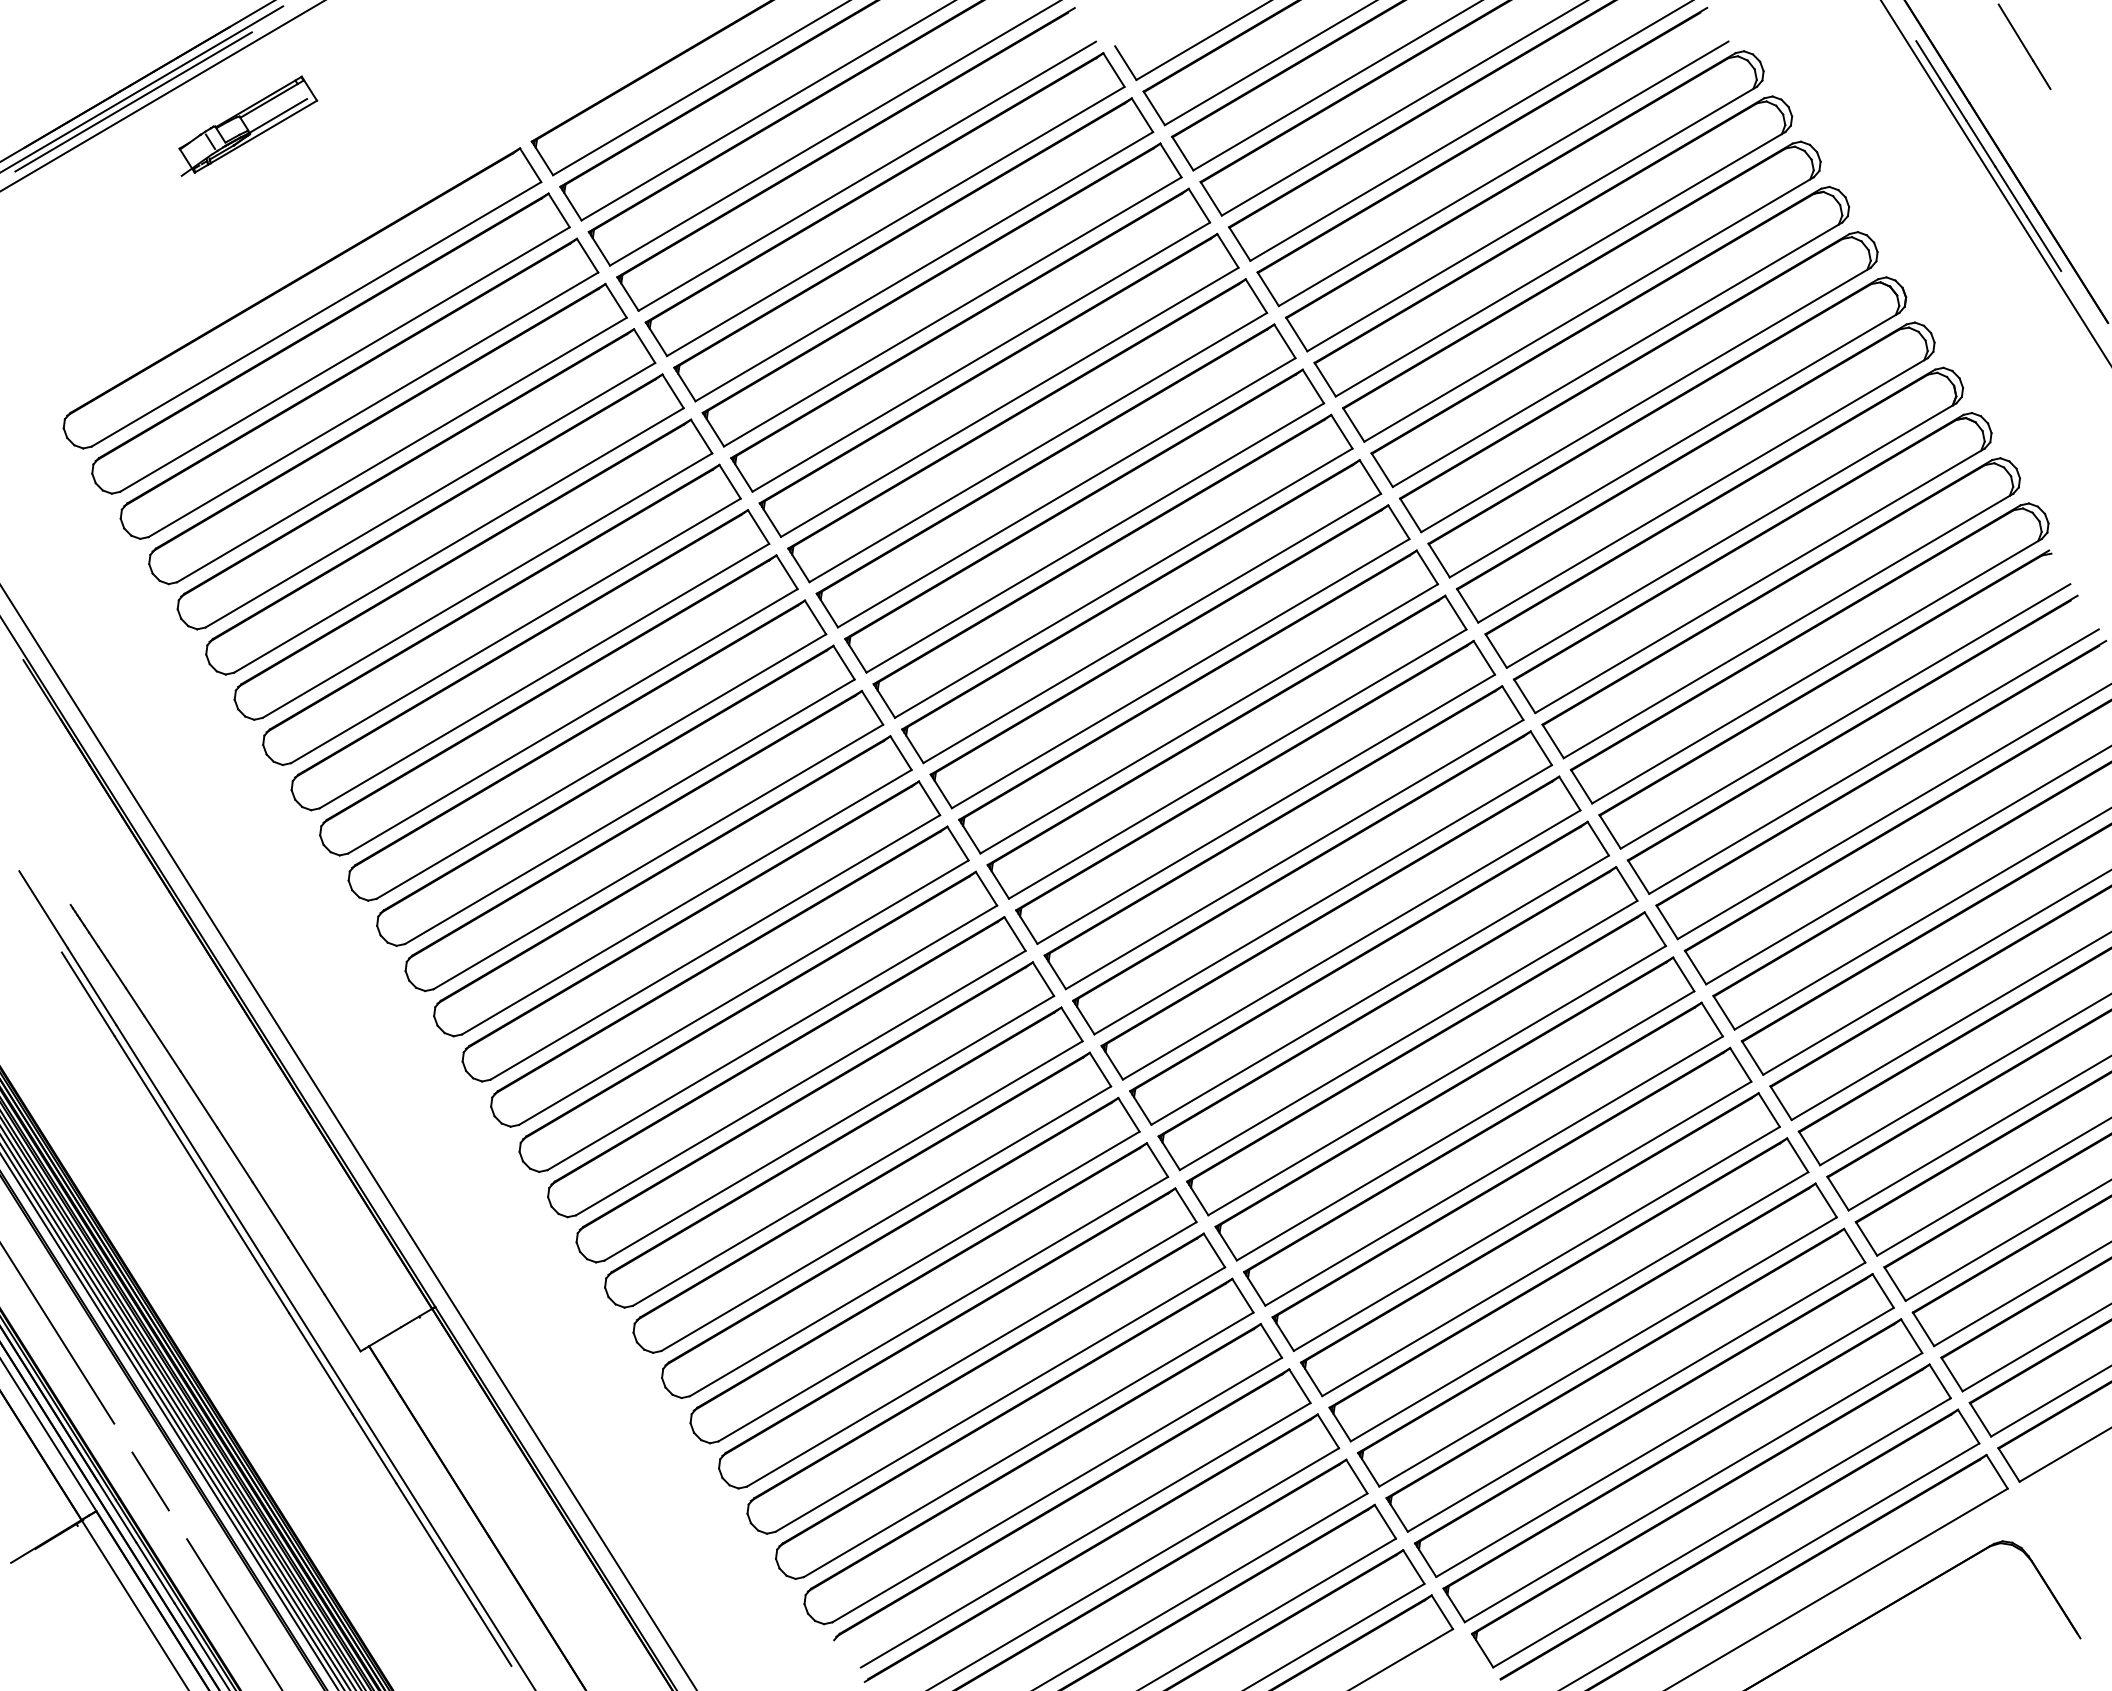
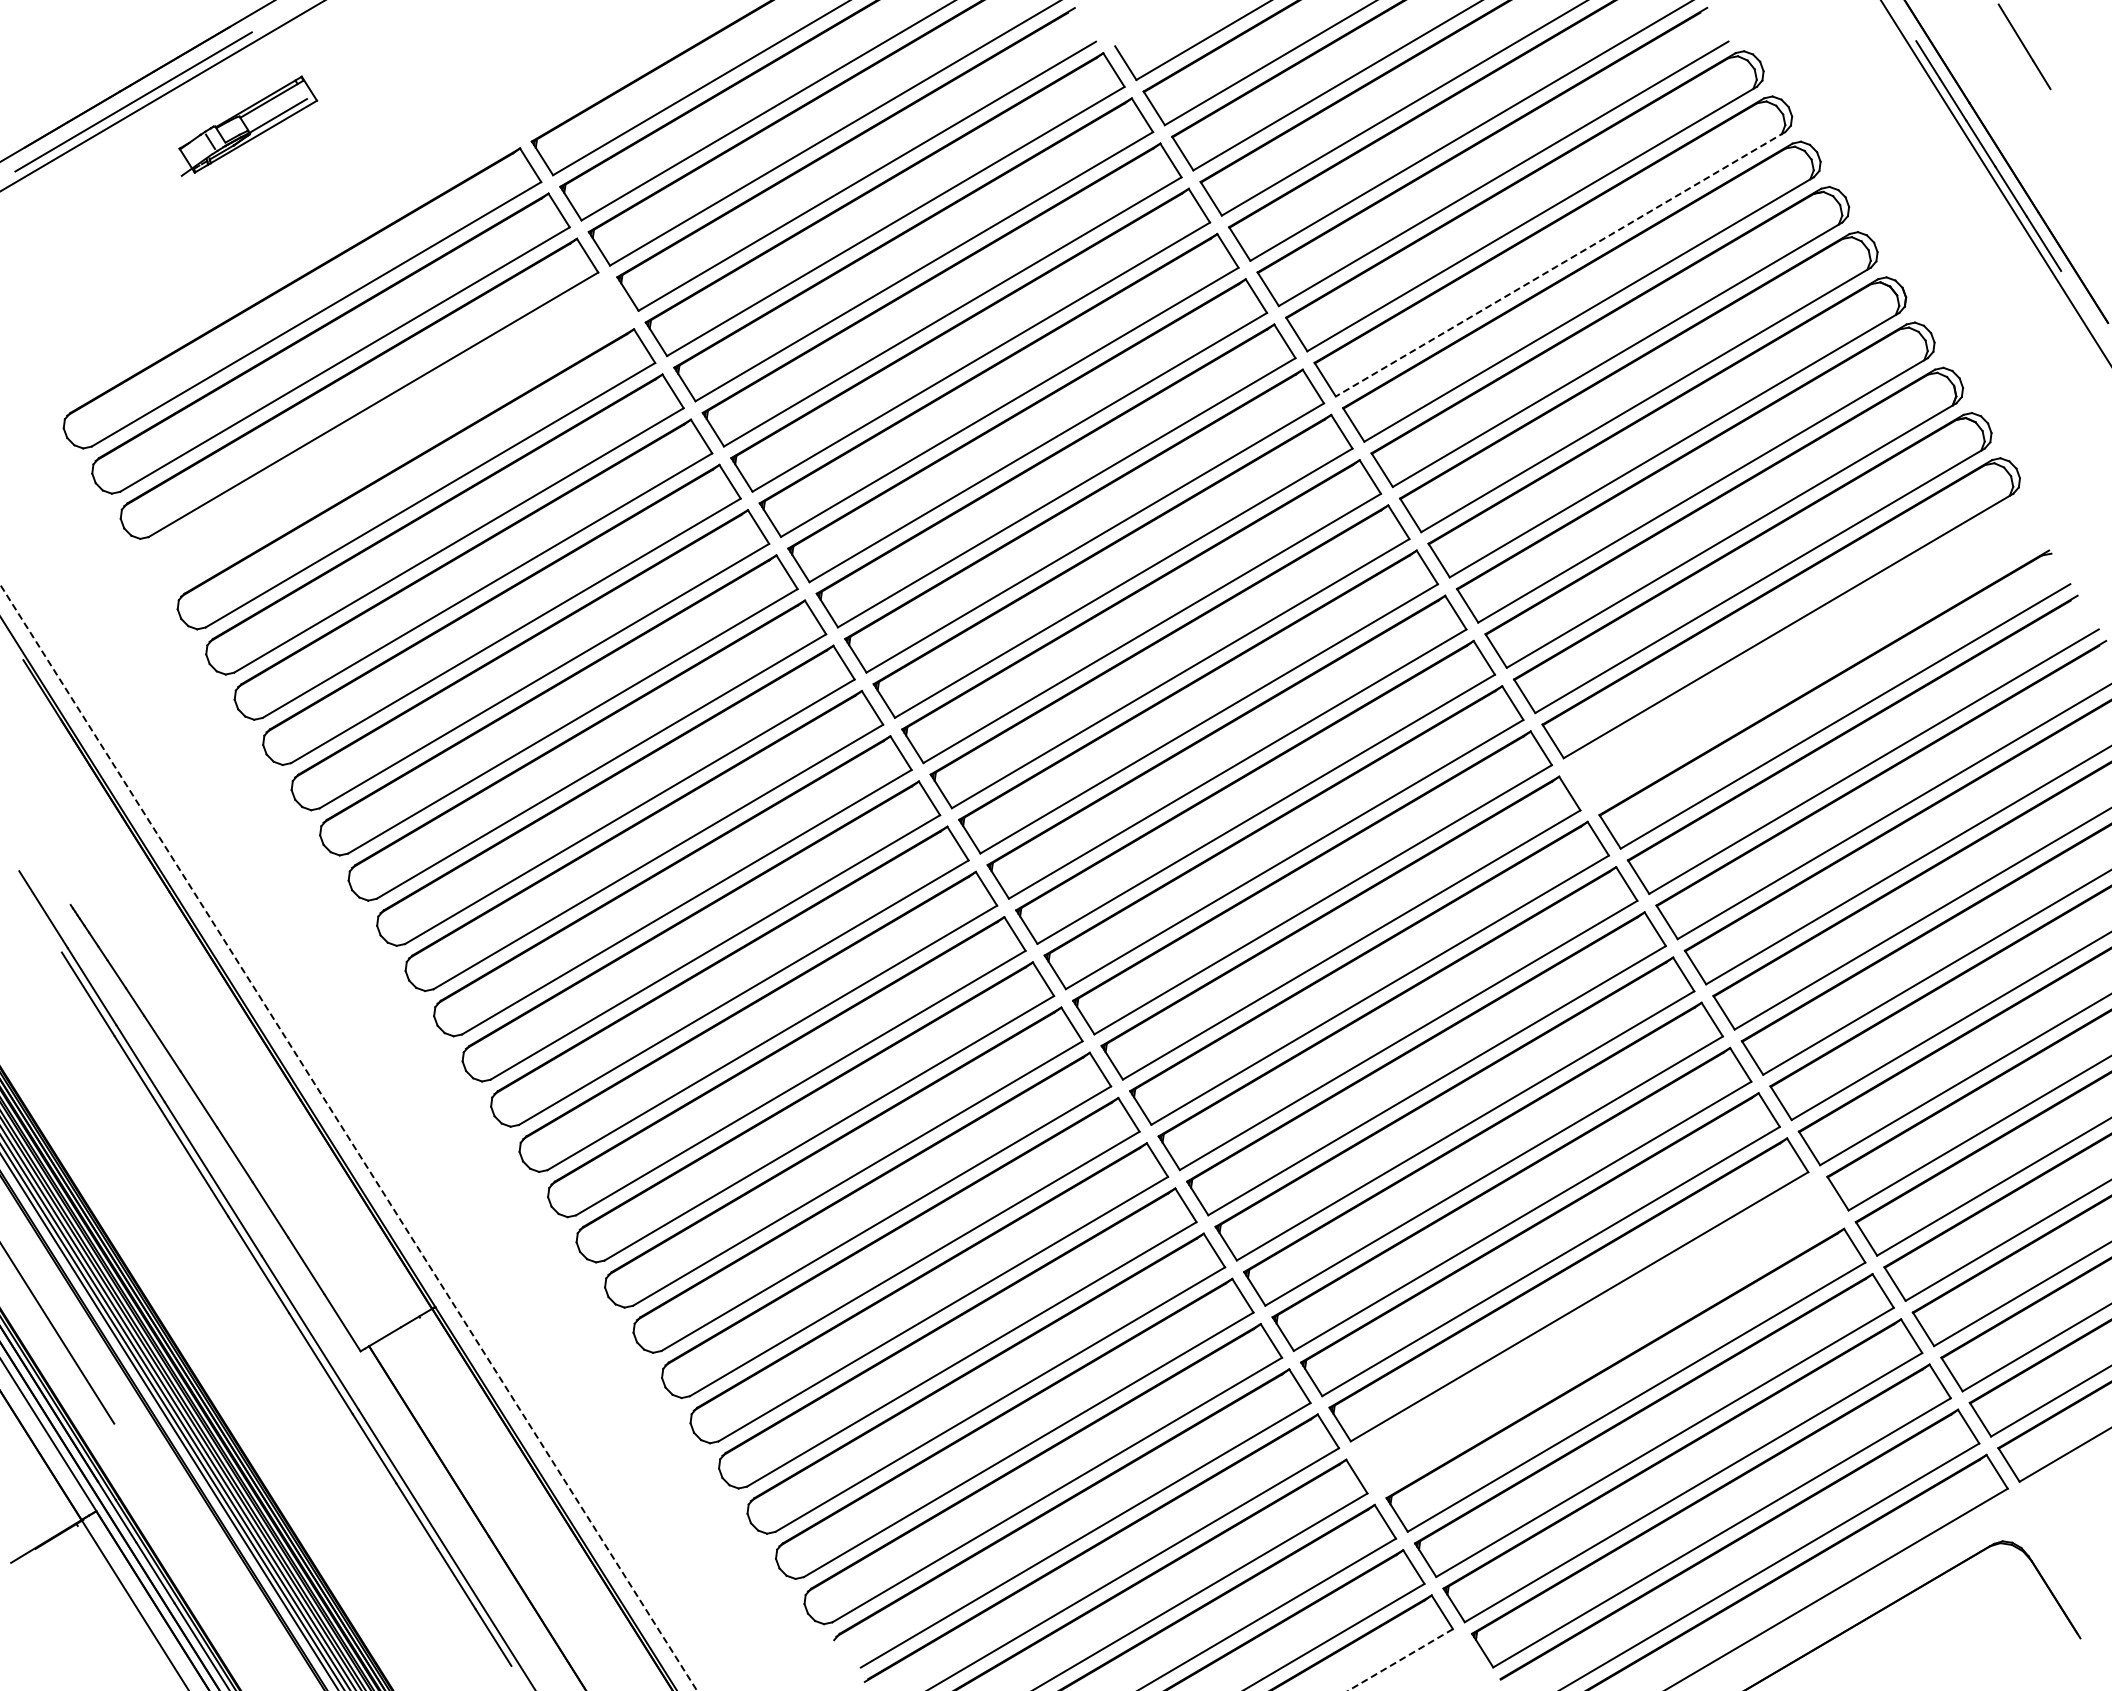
line: present -> none (142, 88)
line: solid -> dashed (1560, 264)
part: present -> none (387, 433)
part: present -> none (1809, 653)
line: solid -> dashed (348, 1138)
part: present -> none (1597, 1334)
line: present -> none (150, 1481)
line: present -> none (233, 1613)
line: solid -> dashed (1400, 1660)
